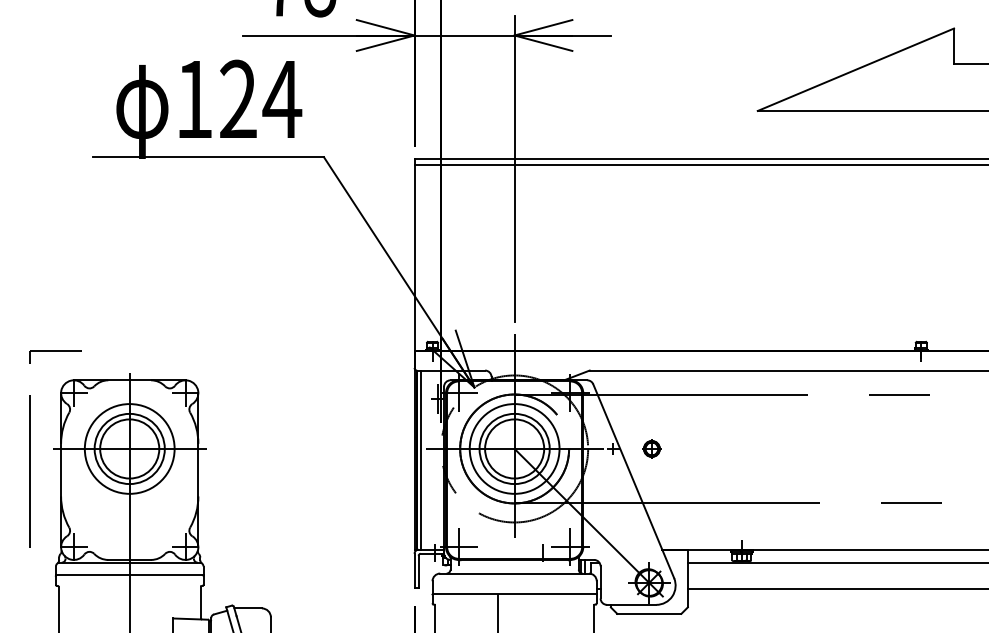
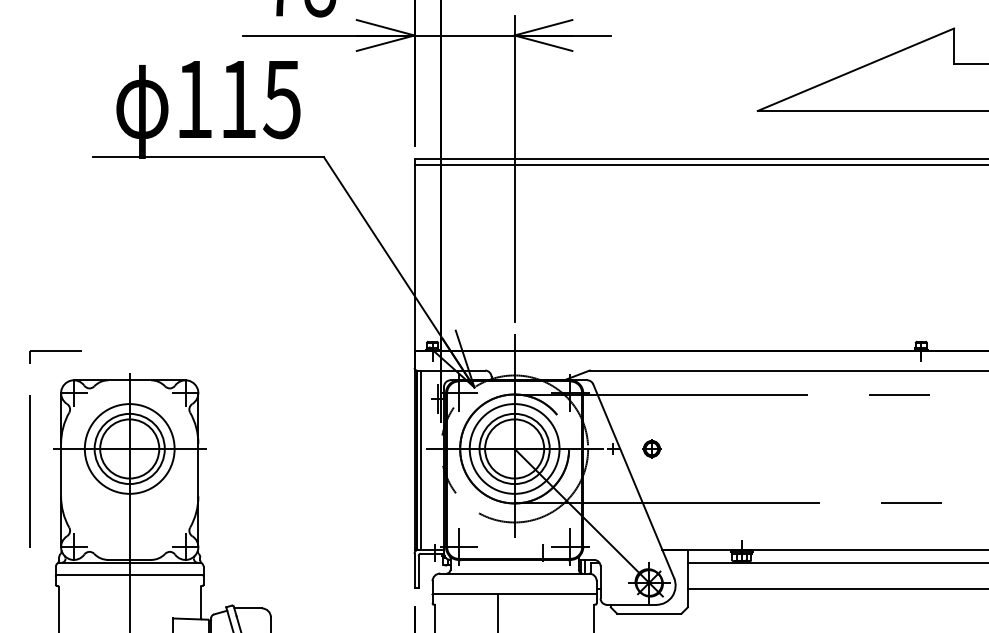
text: 124 -> 115 (261, 99)
